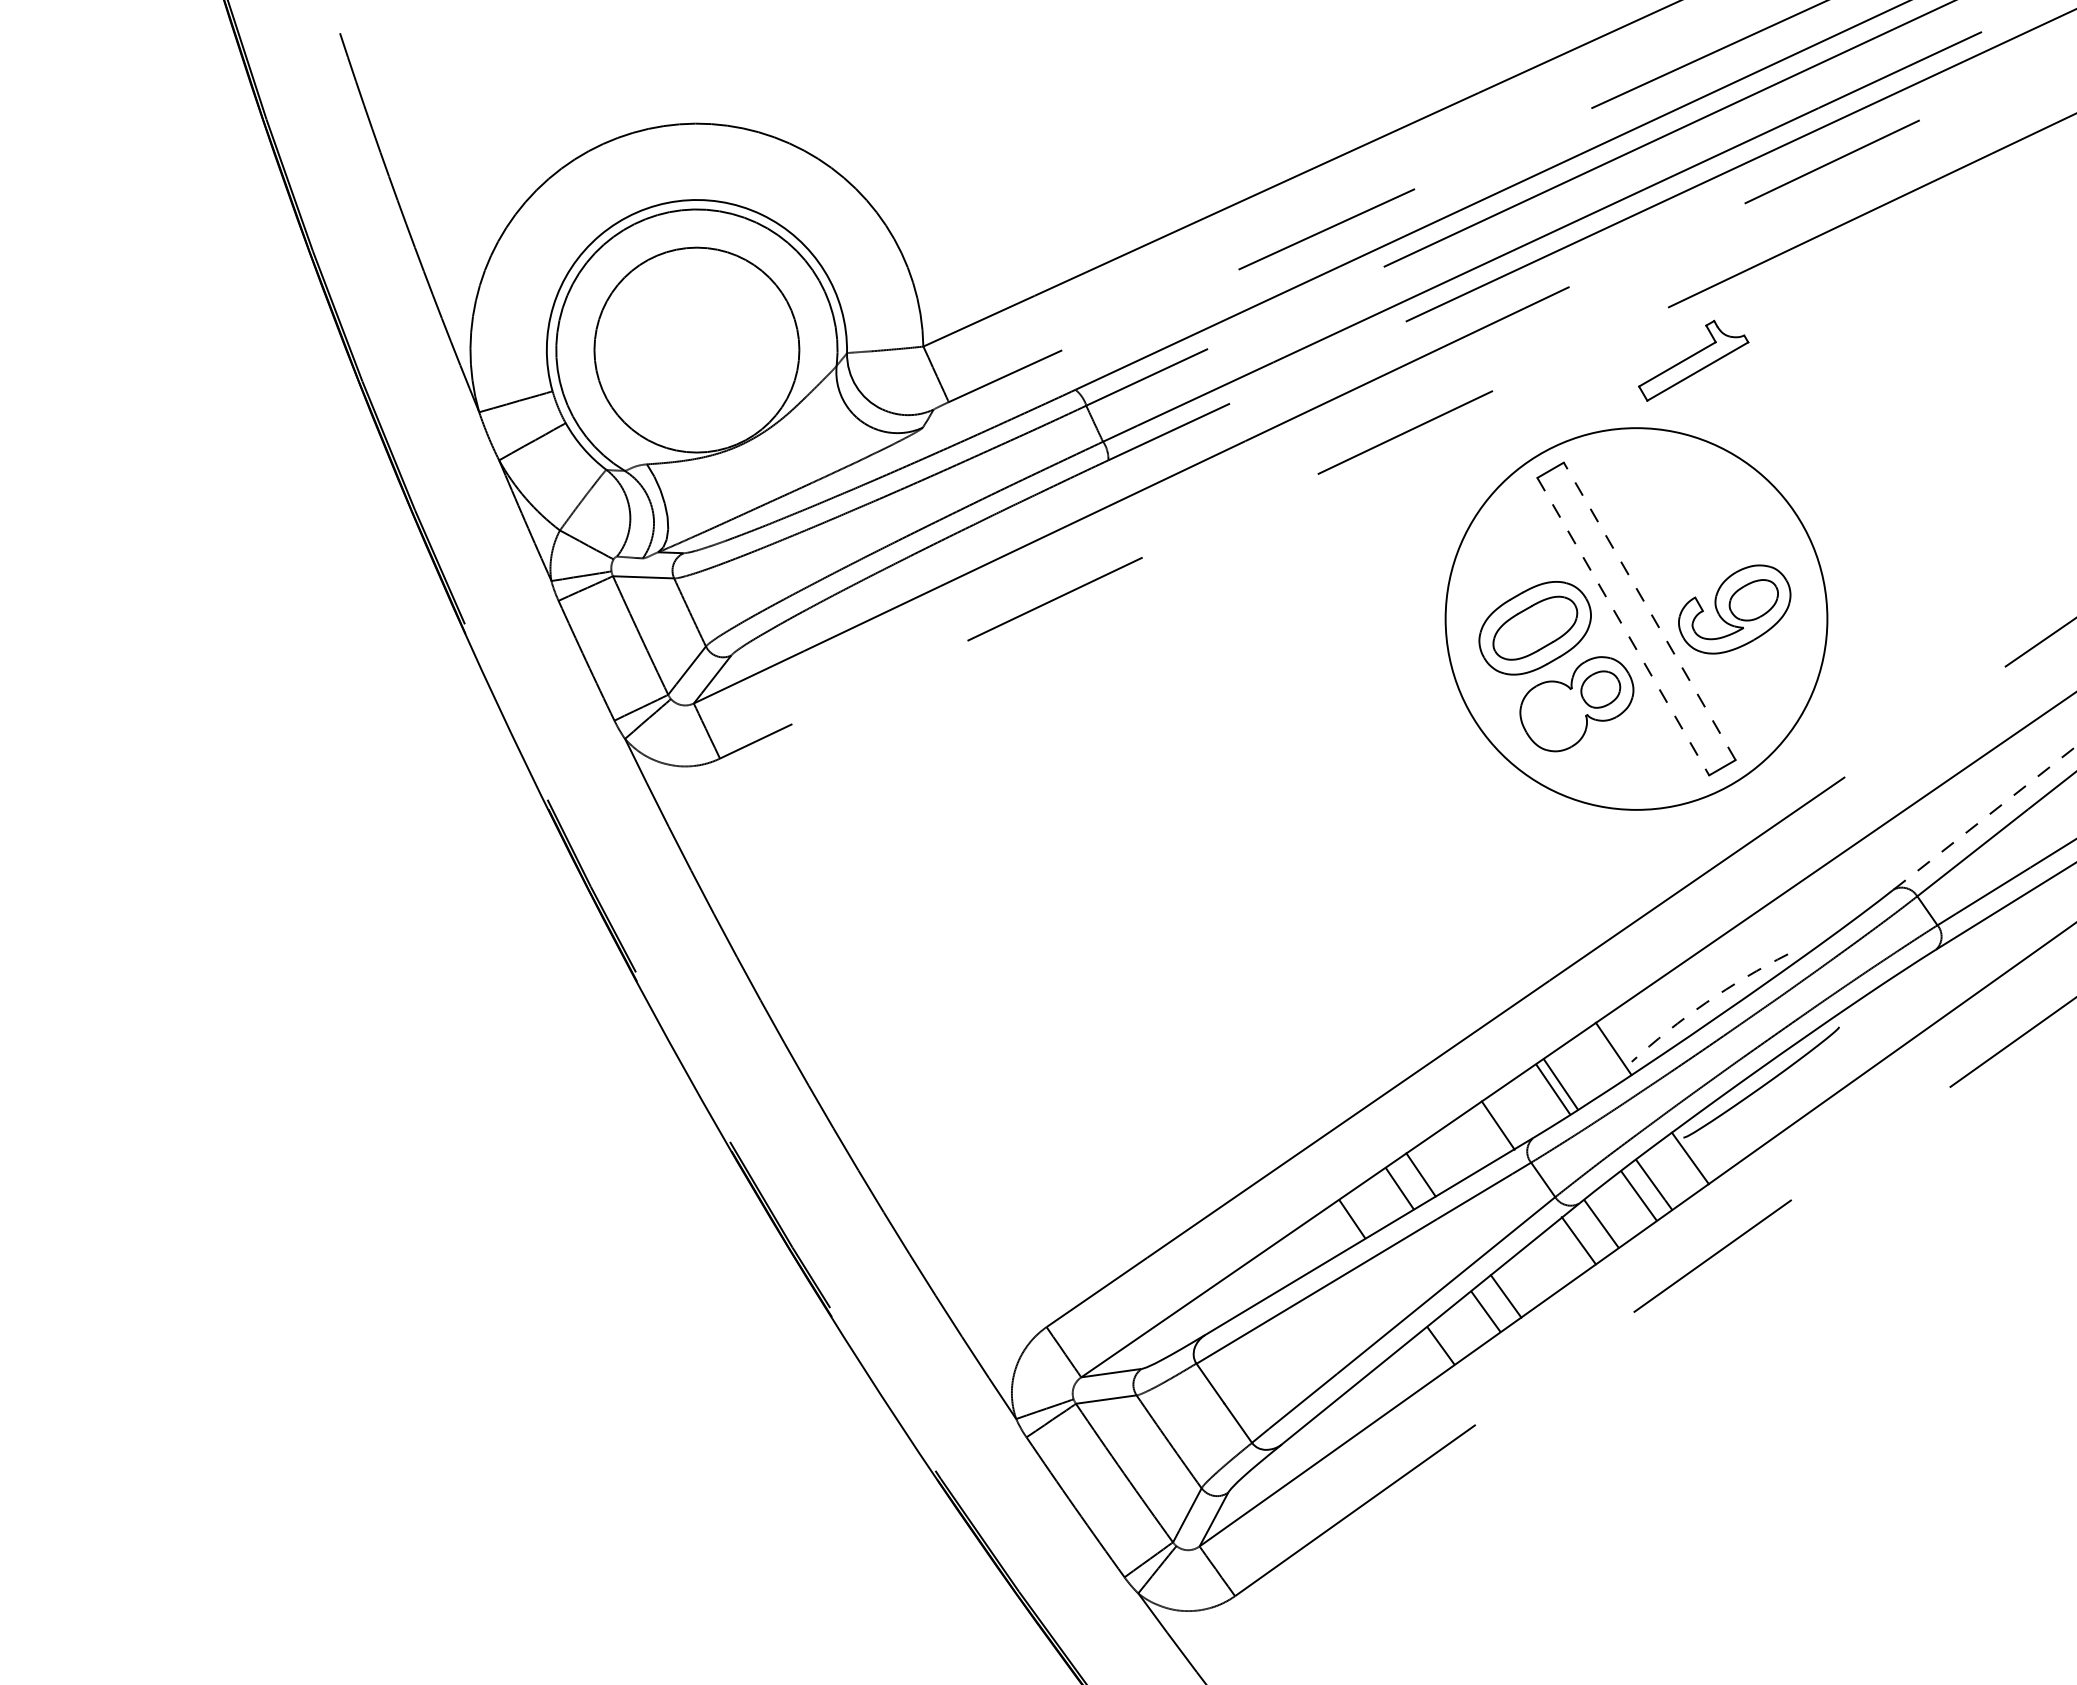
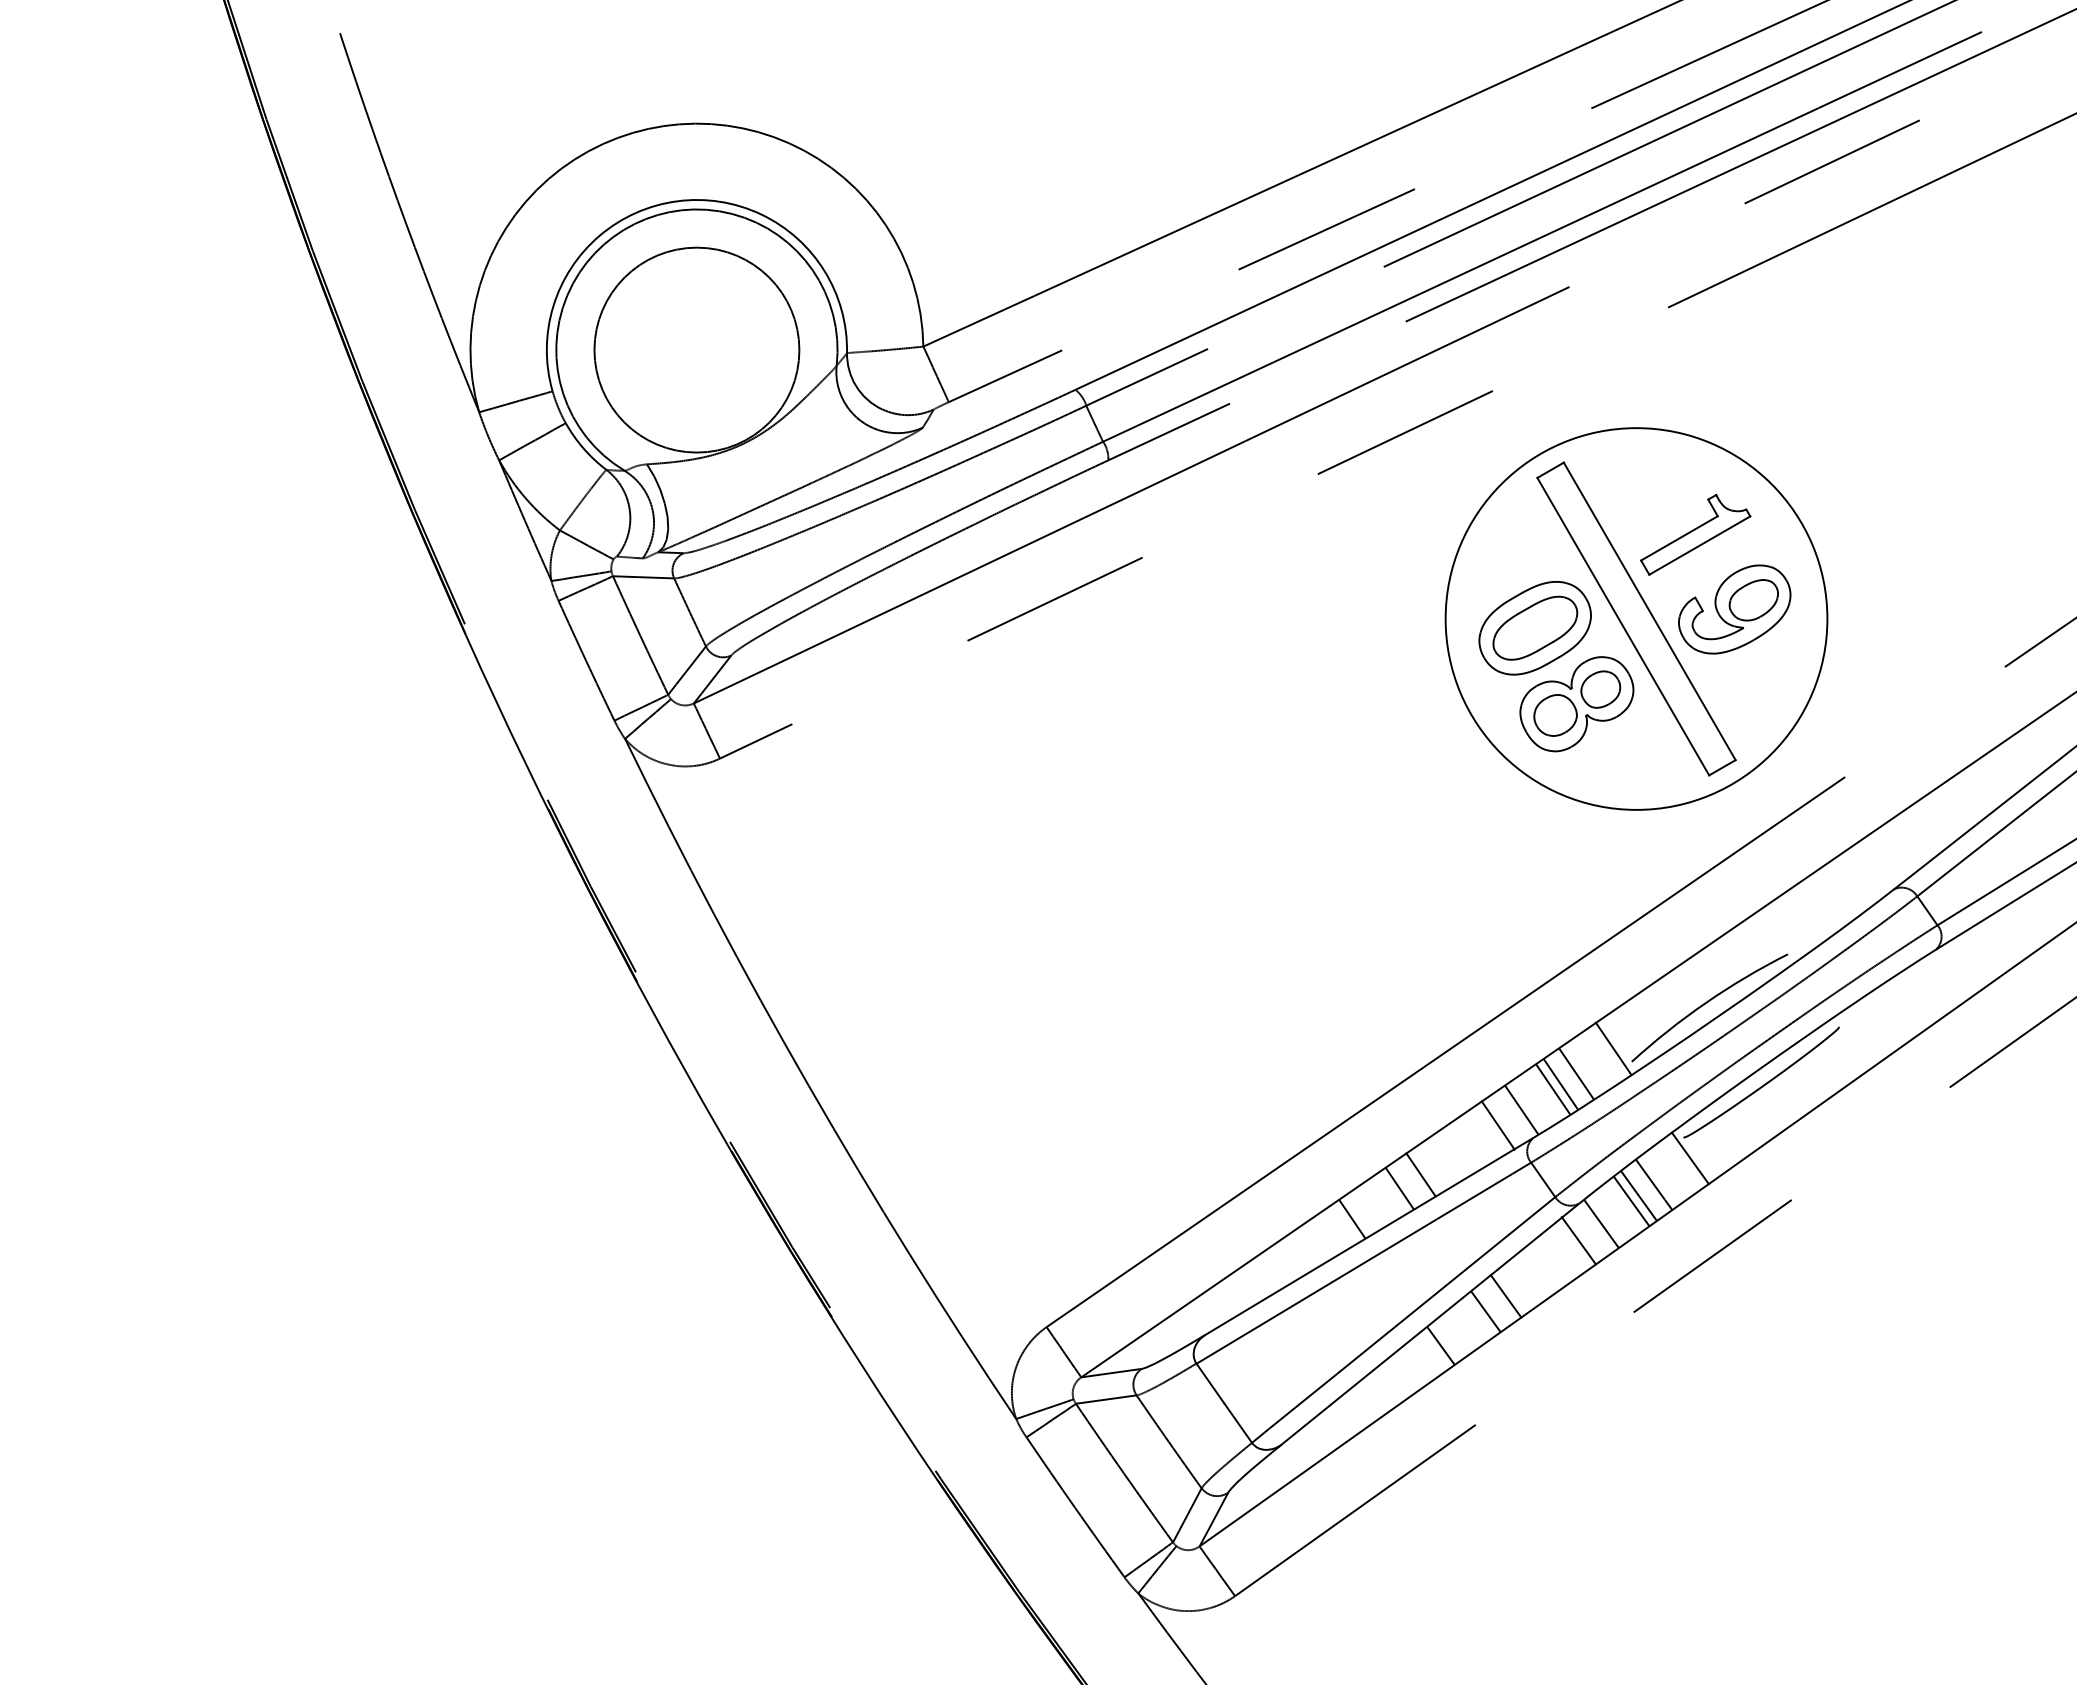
part position: (1693, 360) -> (1695, 534) (1695, 534)
line: dashed -> solid (1649, 611)
line: dashed -> solid (1623, 626)
part: none -> present (1555, 715)
line: dashed -> solid (1984, 818)
arc: dashed -> solid (1706, 1002)
line: none -> present (1576, 1073)
line: none -> present (1521, 1109)
line: none -> present (1631, 1201)
